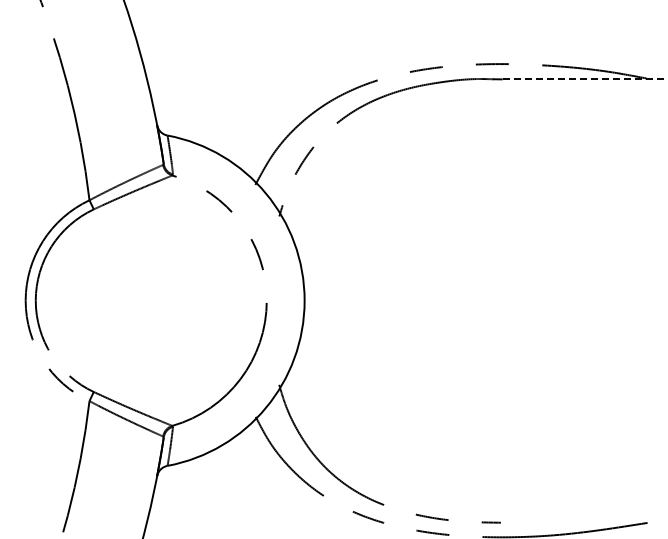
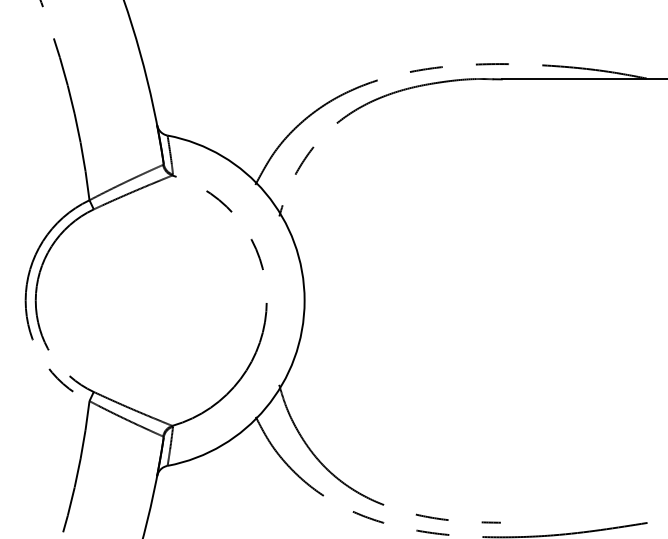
line: dashed -> solid (584, 78)
